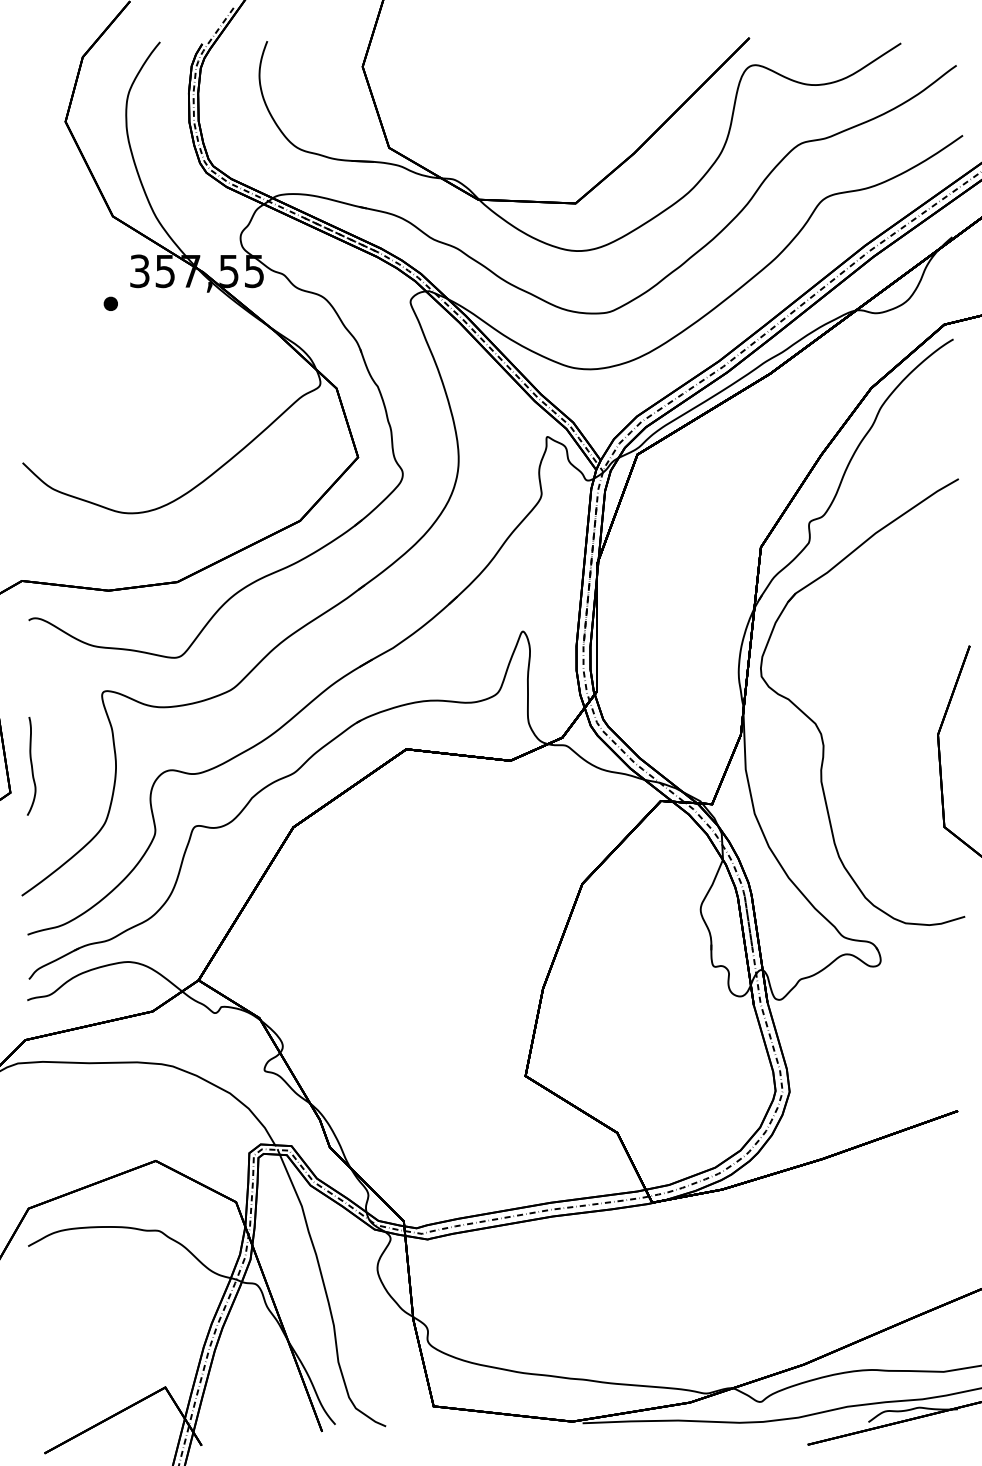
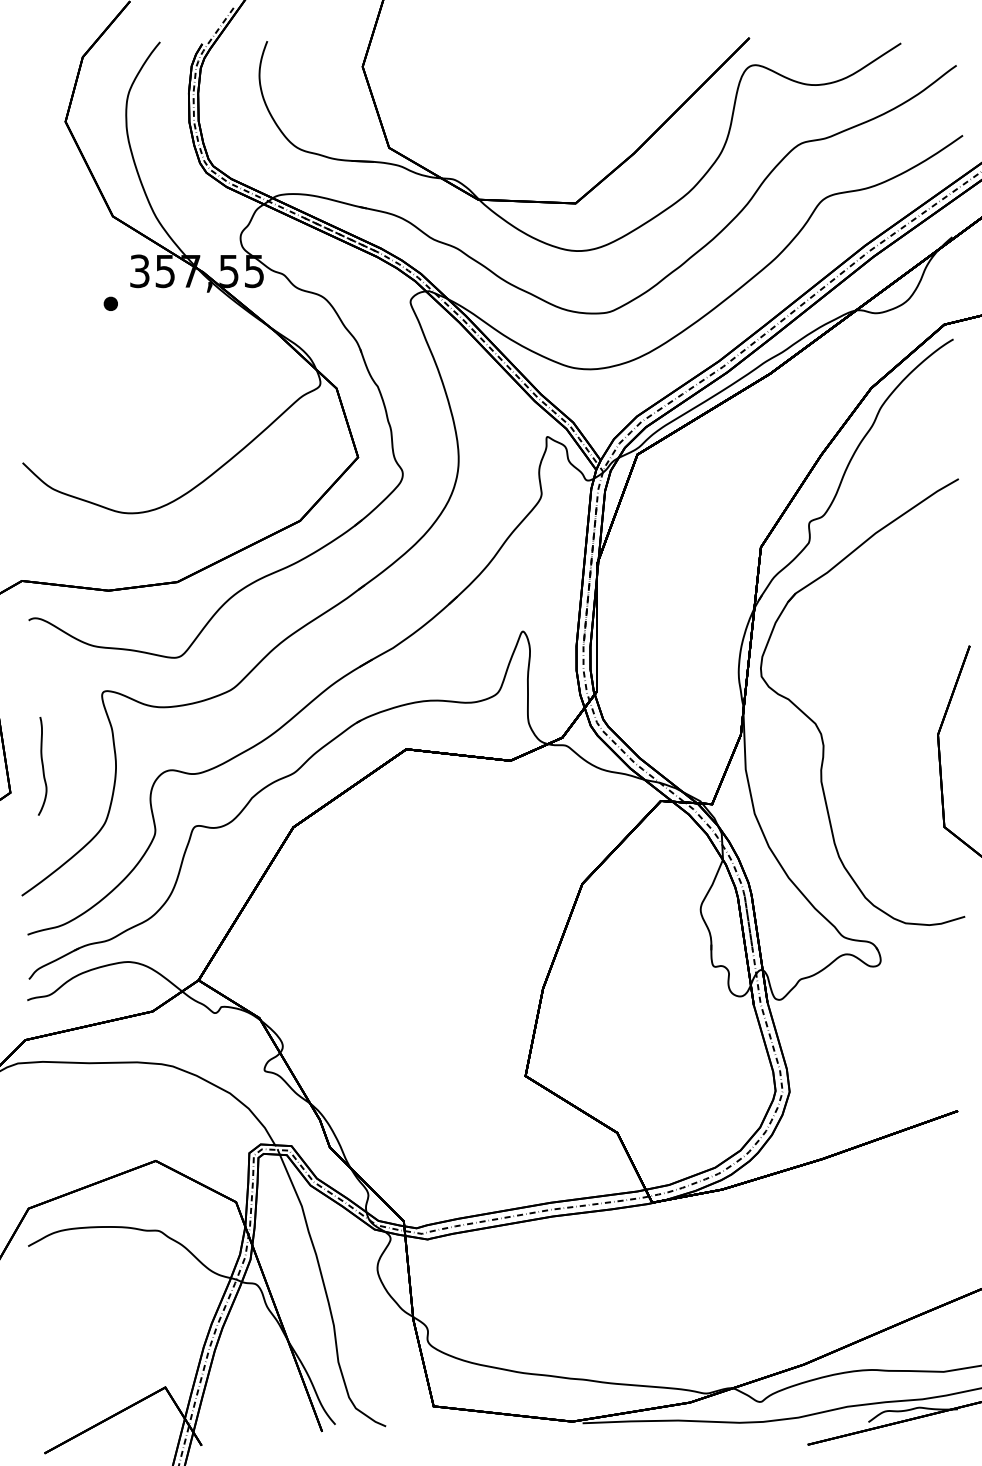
curve position: (31, 766) -> (42, 766) (42, 766)
